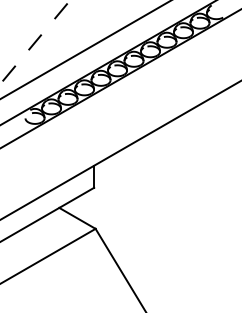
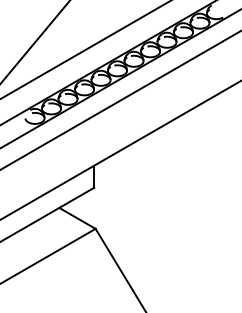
line: dashed -> solid (35, 42)
line: none -> present (120, 100)
